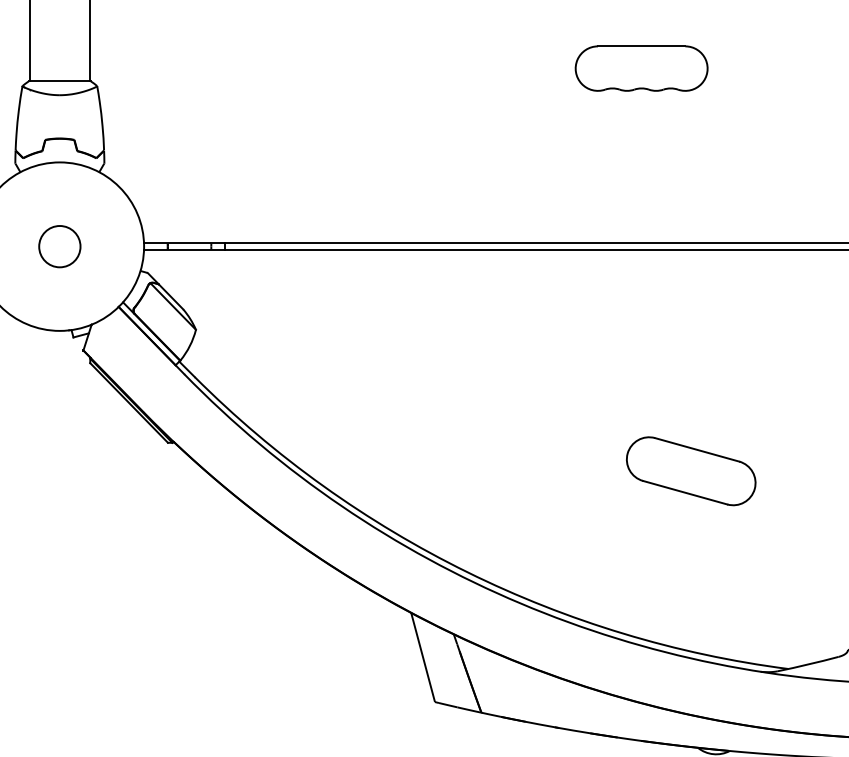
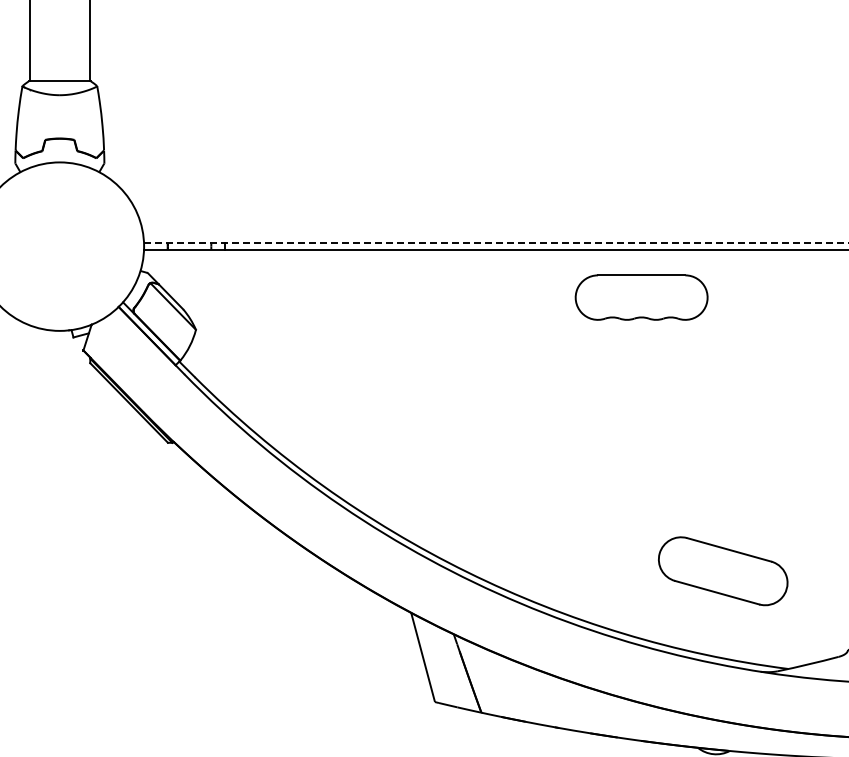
part position: (641, 68) -> (641, 297) (641, 297)
line: solid -> dashed (496, 243)
circle: present -> none (59, 246)
part position: (691, 471) -> (723, 571) (723, 571)
